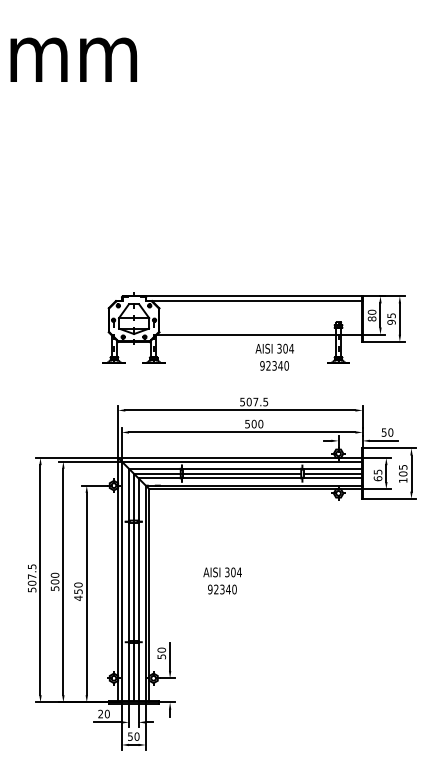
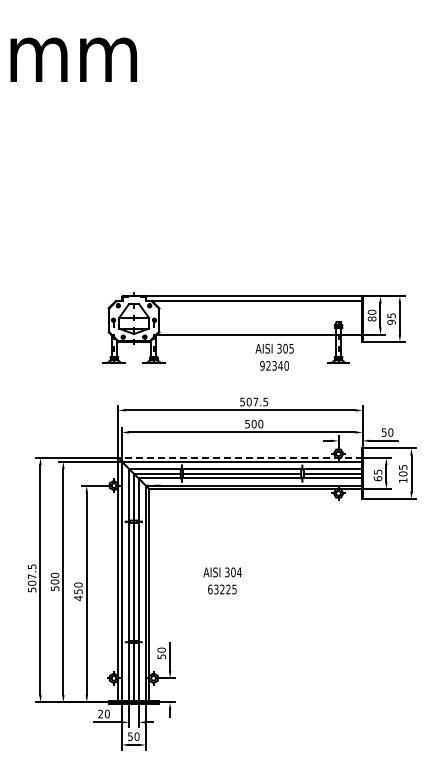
text: 304 -> 305 (291, 348)
line: solid -> dashed (239, 457)
text: 92340 -> 63225 (222, 589)
